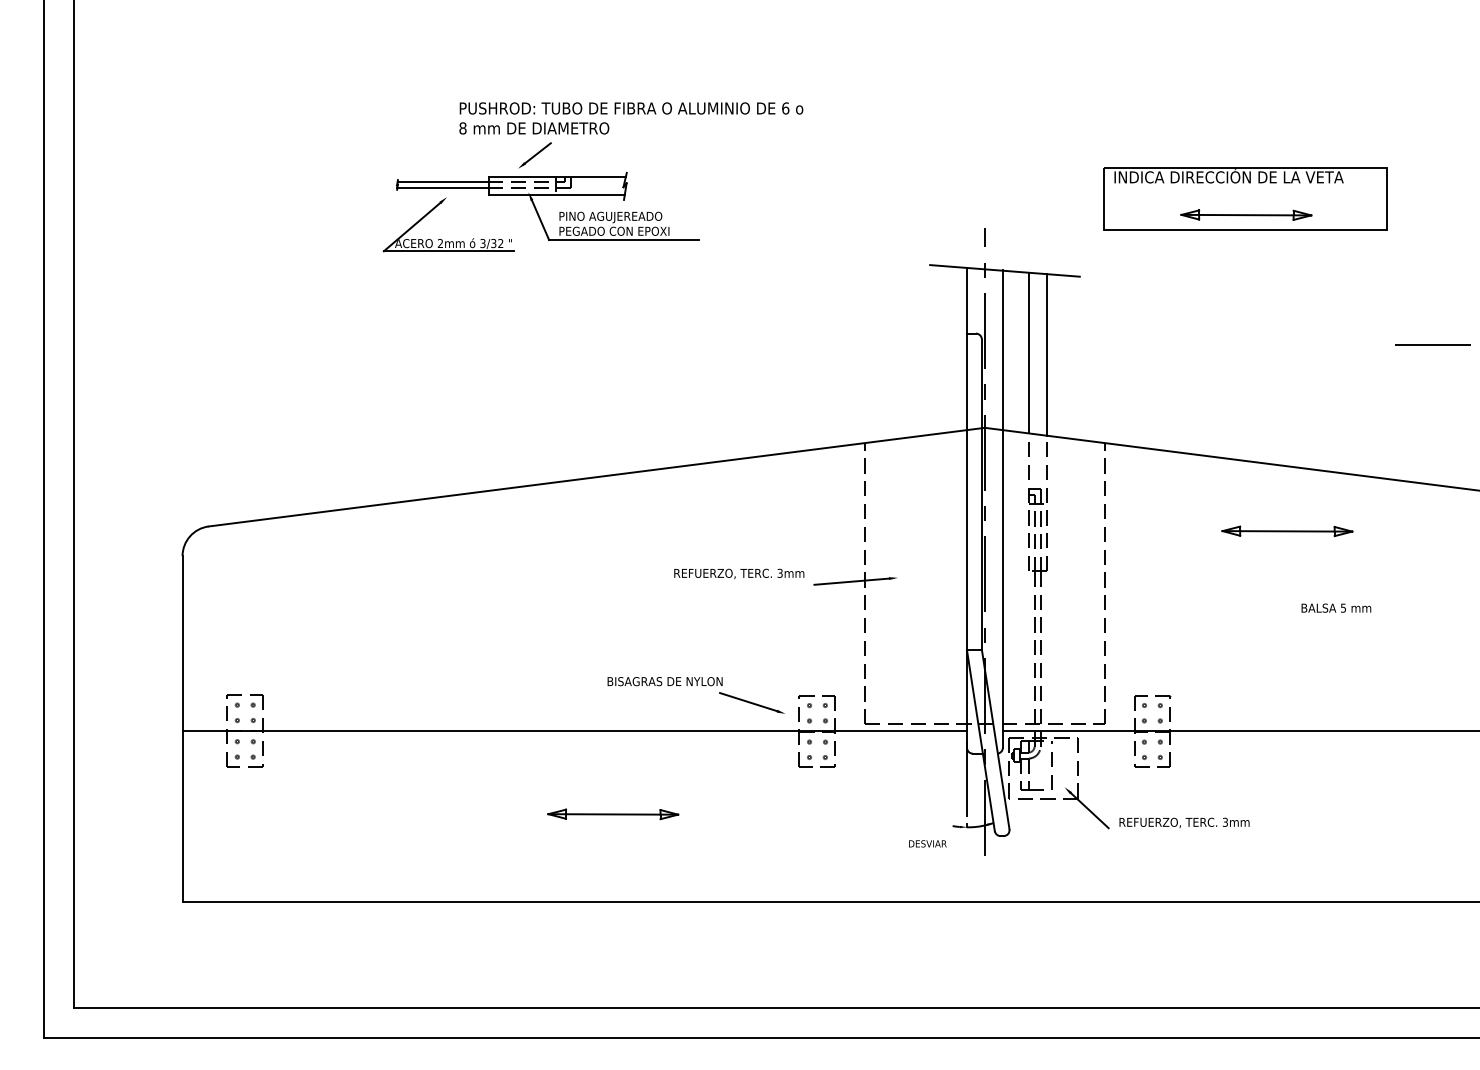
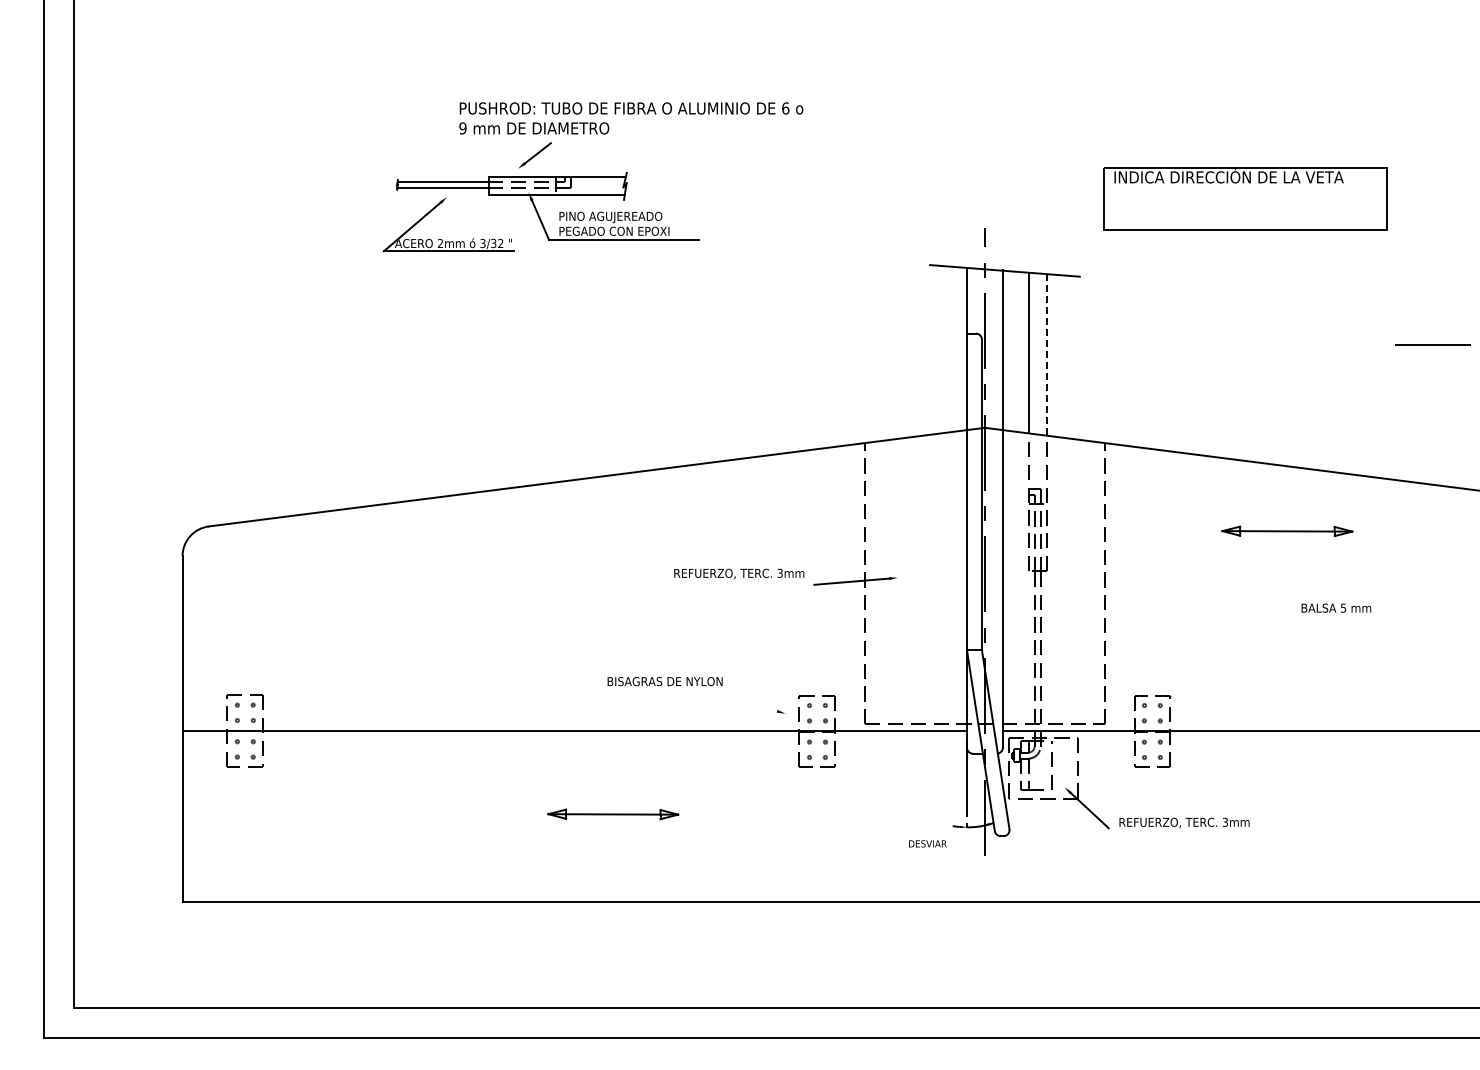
text: 8 -> 9 (462, 128)
part: present -> none (1246, 214)
line: solid -> dashed (1047, 354)
line: present -> none (748, 702)
